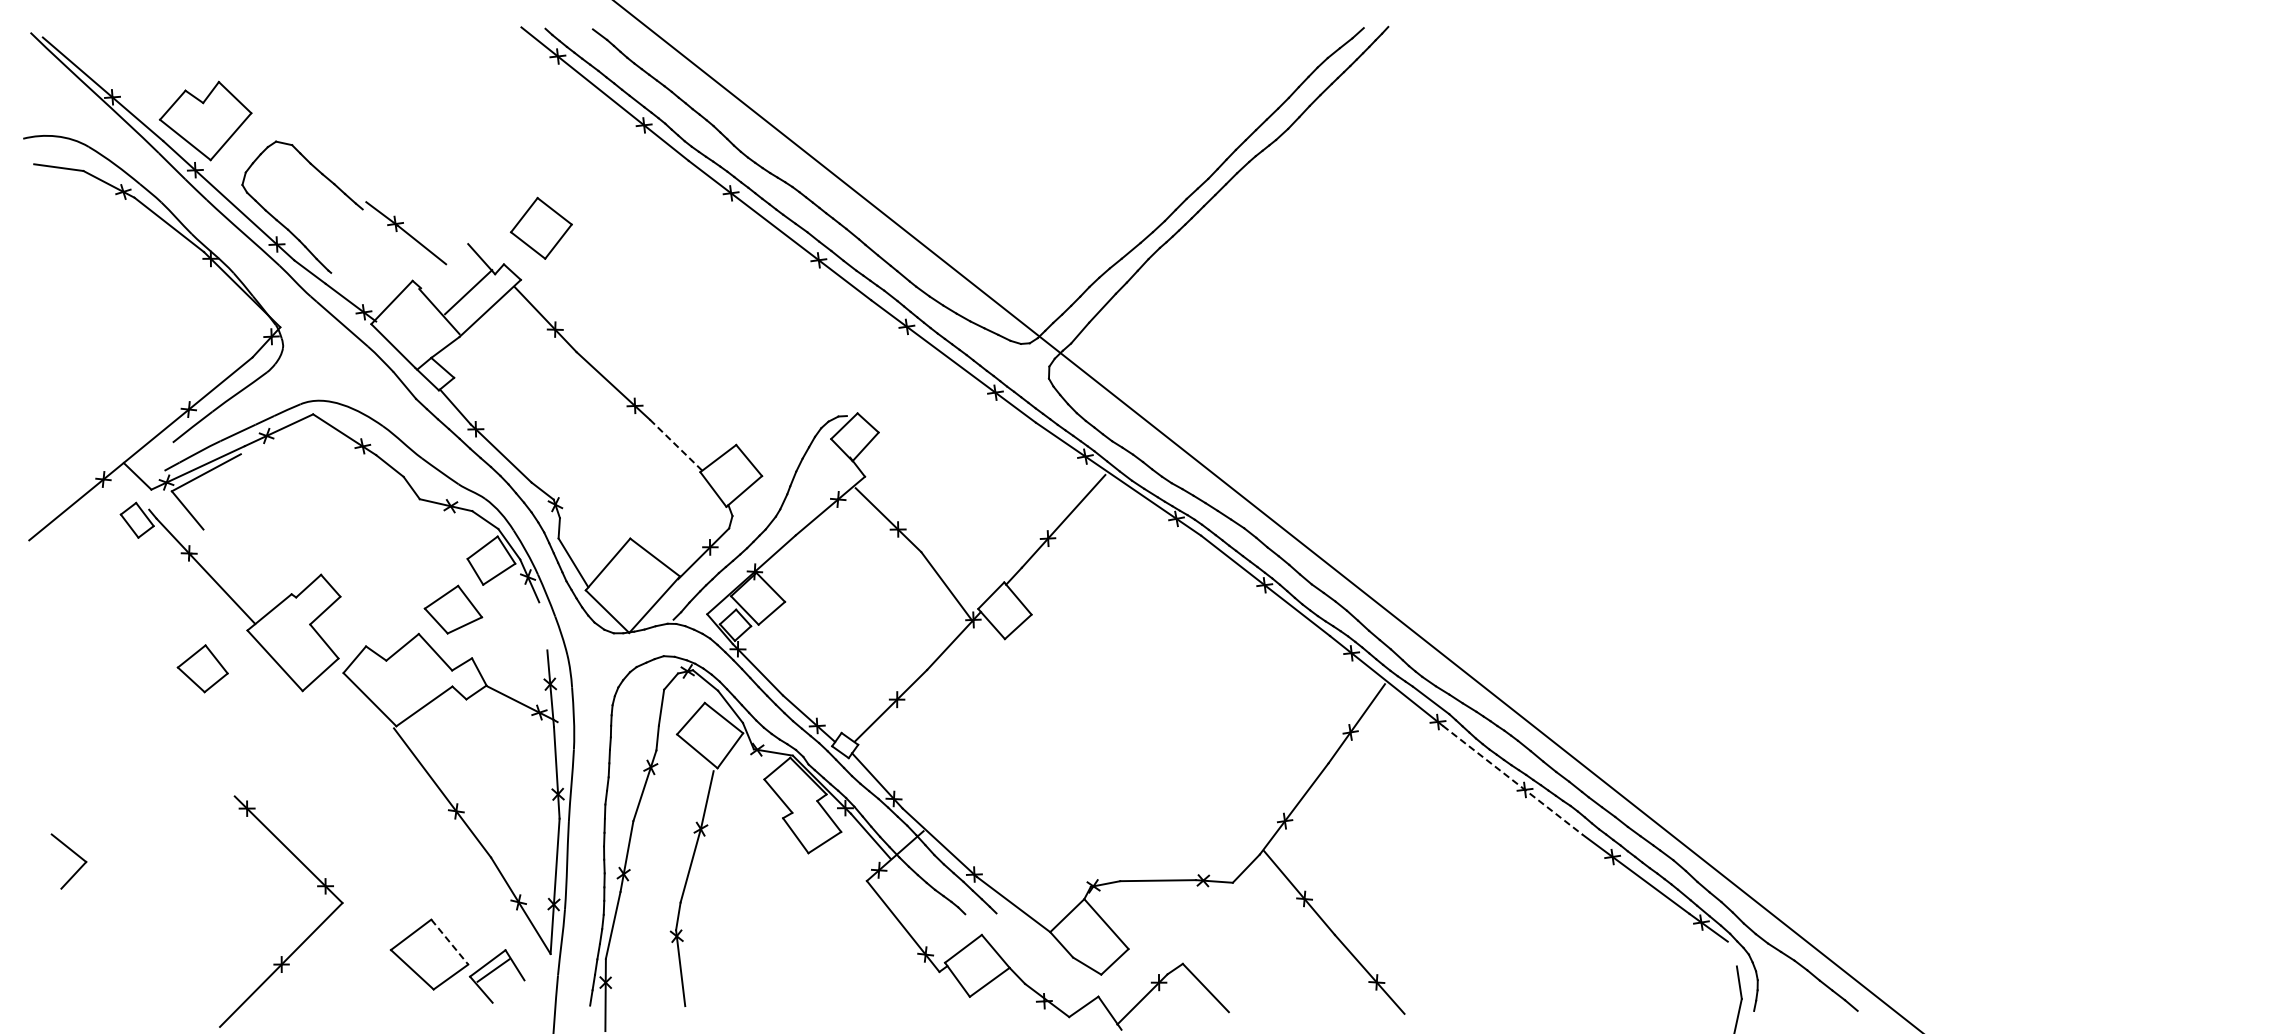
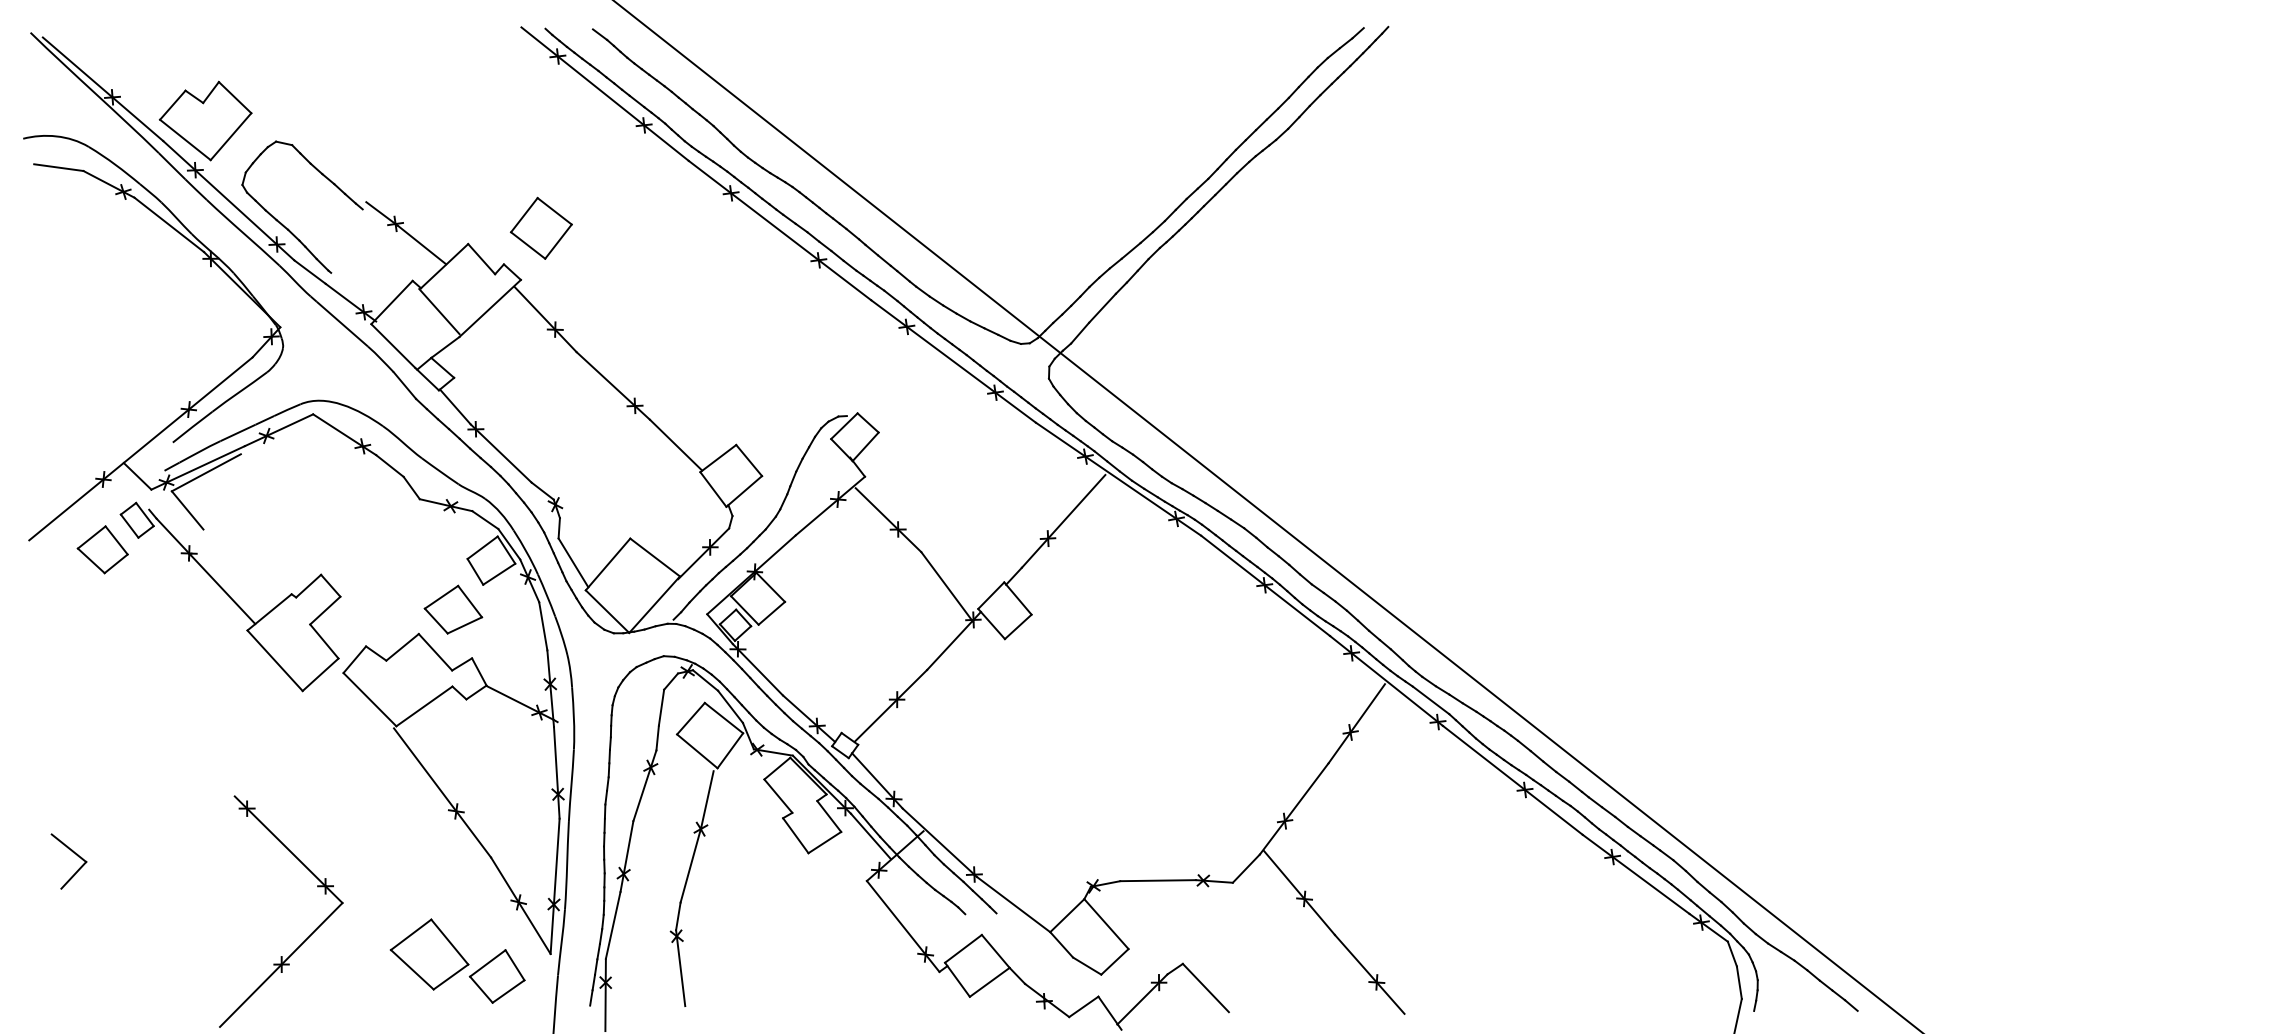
line position: (468, 292) -> (444, 266) (444, 266)
line: dashed -> solid (676, 445)
line: none -> present (543, 626)
part position: (202, 668) -> (102, 549) (102, 549)
line: dashed -> solid (1512, 780)
line: dashed -> solid (450, 942)
line: none -> present (1731, 953)
line position: (493, 970) -> (508, 991) (508, 991)
